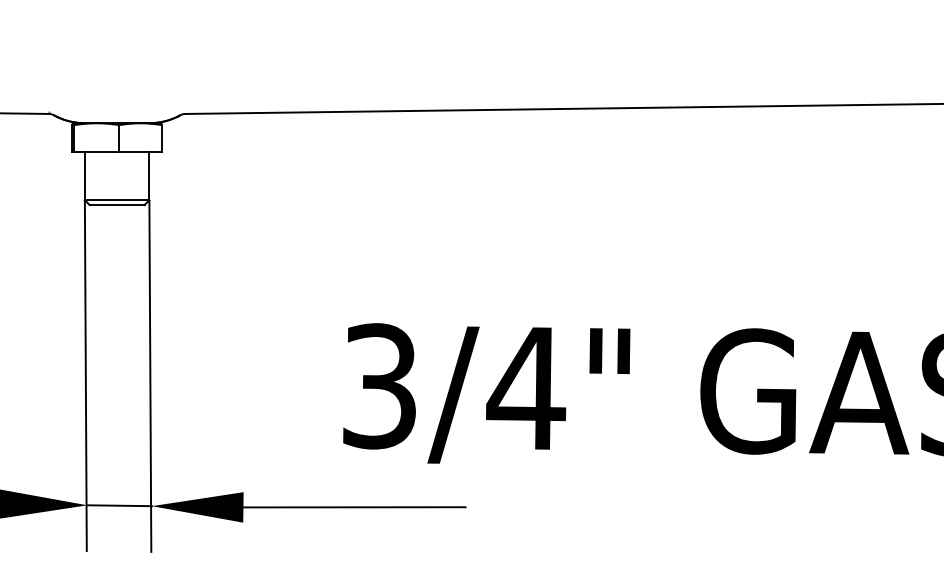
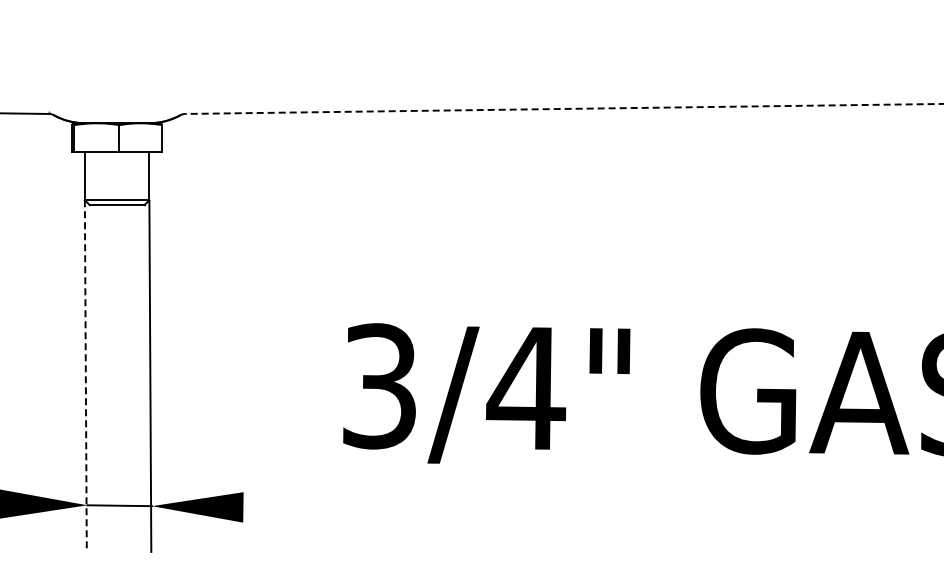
line: solid -> dashed (563, 108)
line: solid -> dashed (85, 376)
line: present -> none (354, 507)
